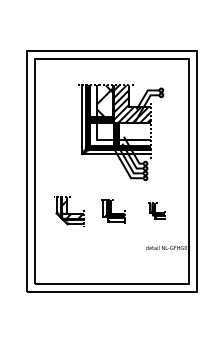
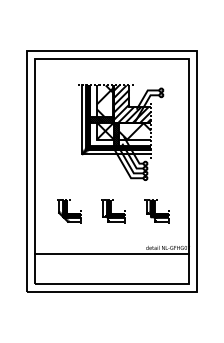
hatch: none -> present (104, 130)
hatch: none -> present (135, 131)
part size: 18x18 px -> 26x25 px (156, 211)
part size: 31x31 px -> 25x25 px (69, 211)
line: none -> present (111, 253)
